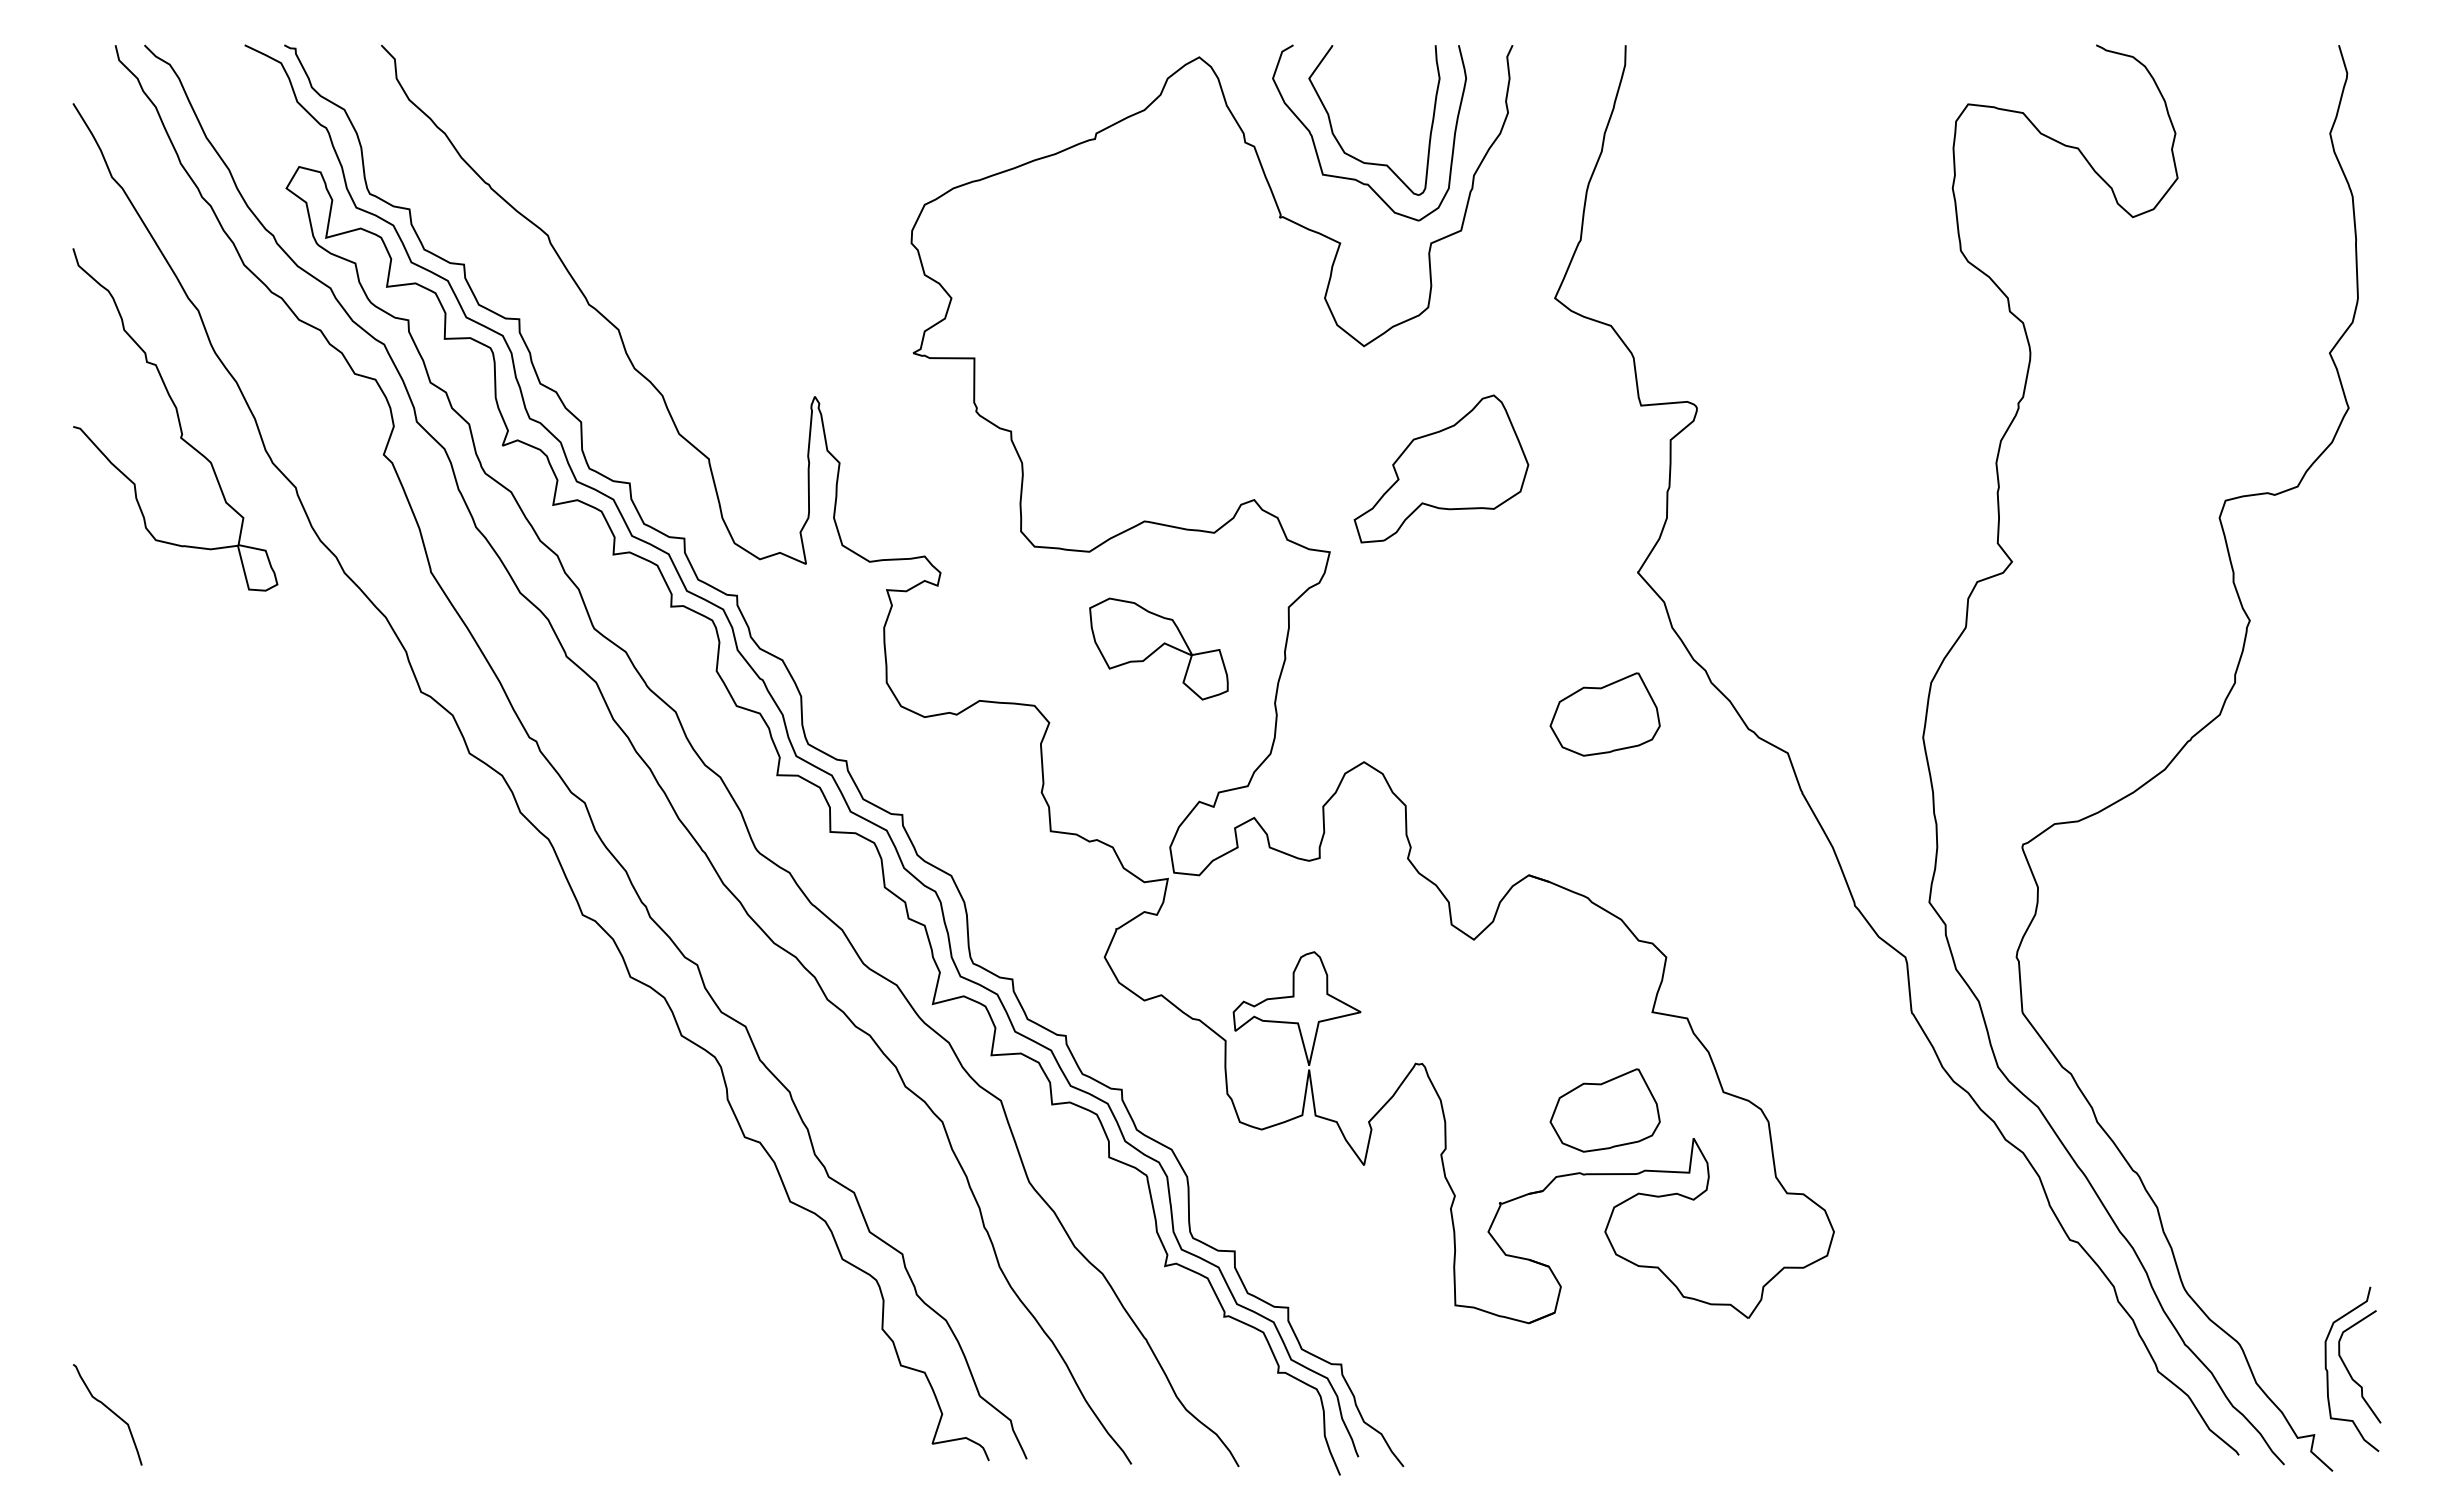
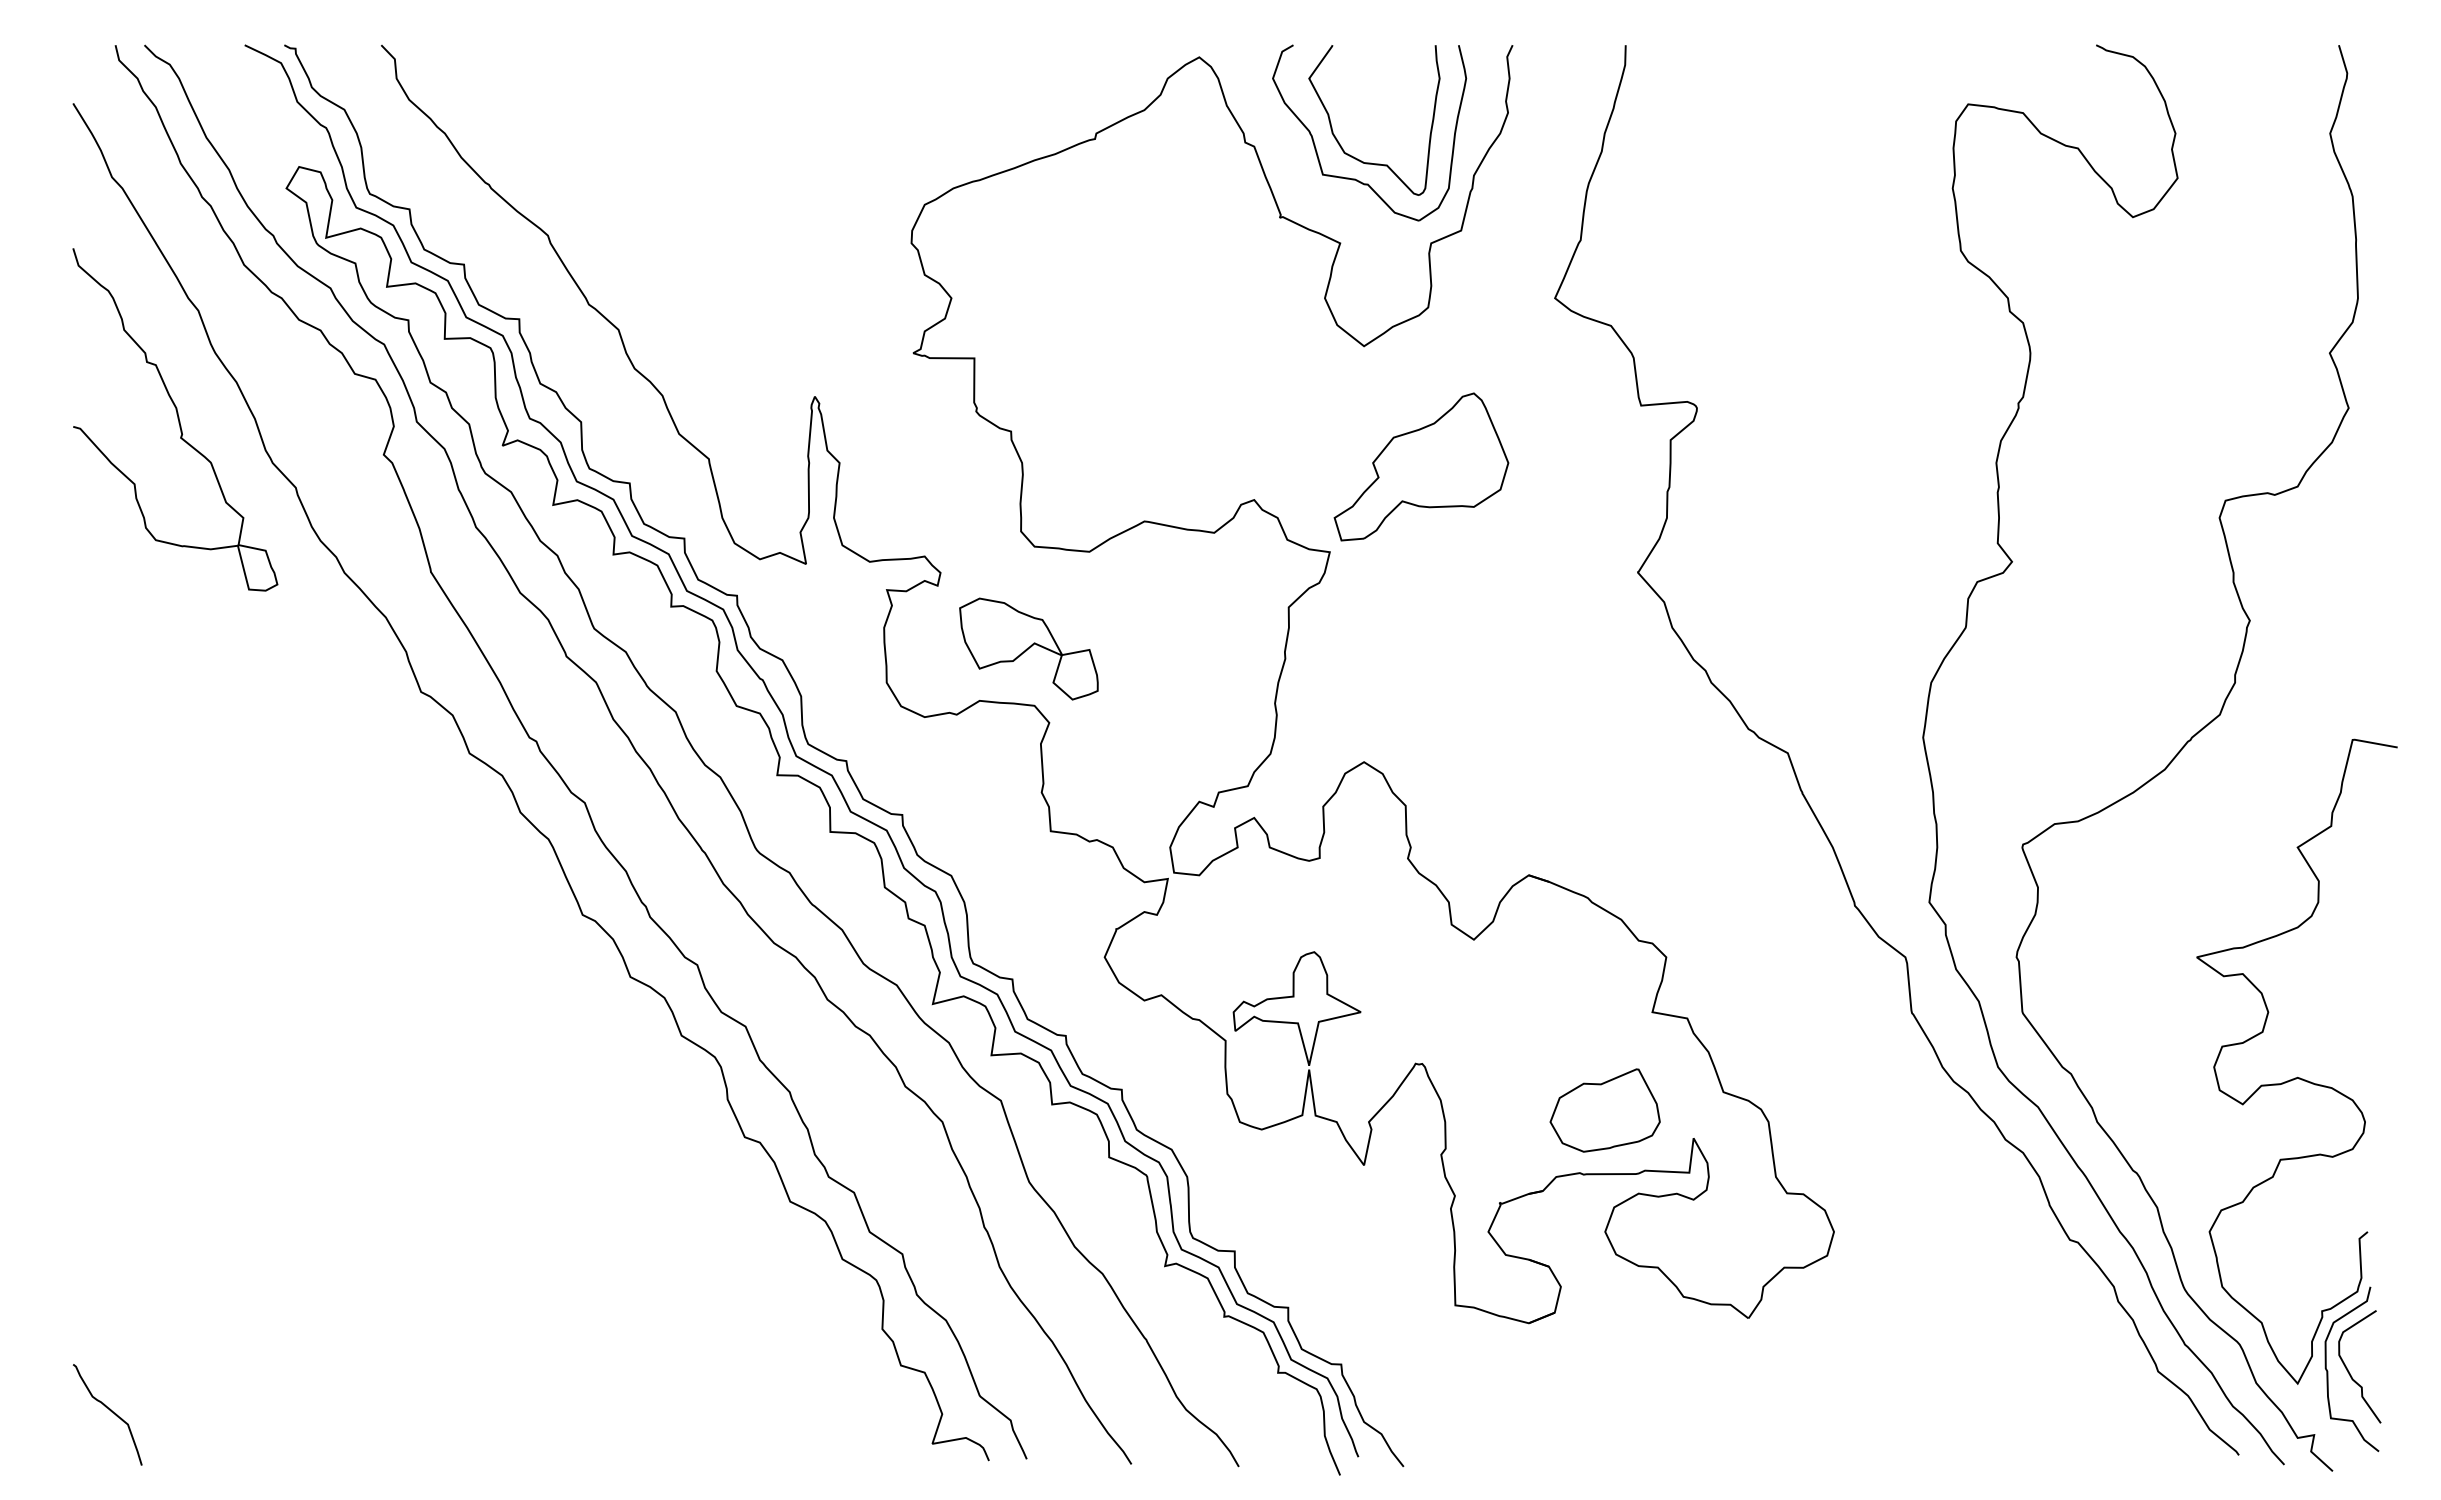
part position: (1441, 468) -> (1421, 466) (1421, 466)
part position: (1158, 648) -> (1028, 648) (1028, 648)
part: present -> none (1604, 714)
curve: none -> present (2297, 1076)
